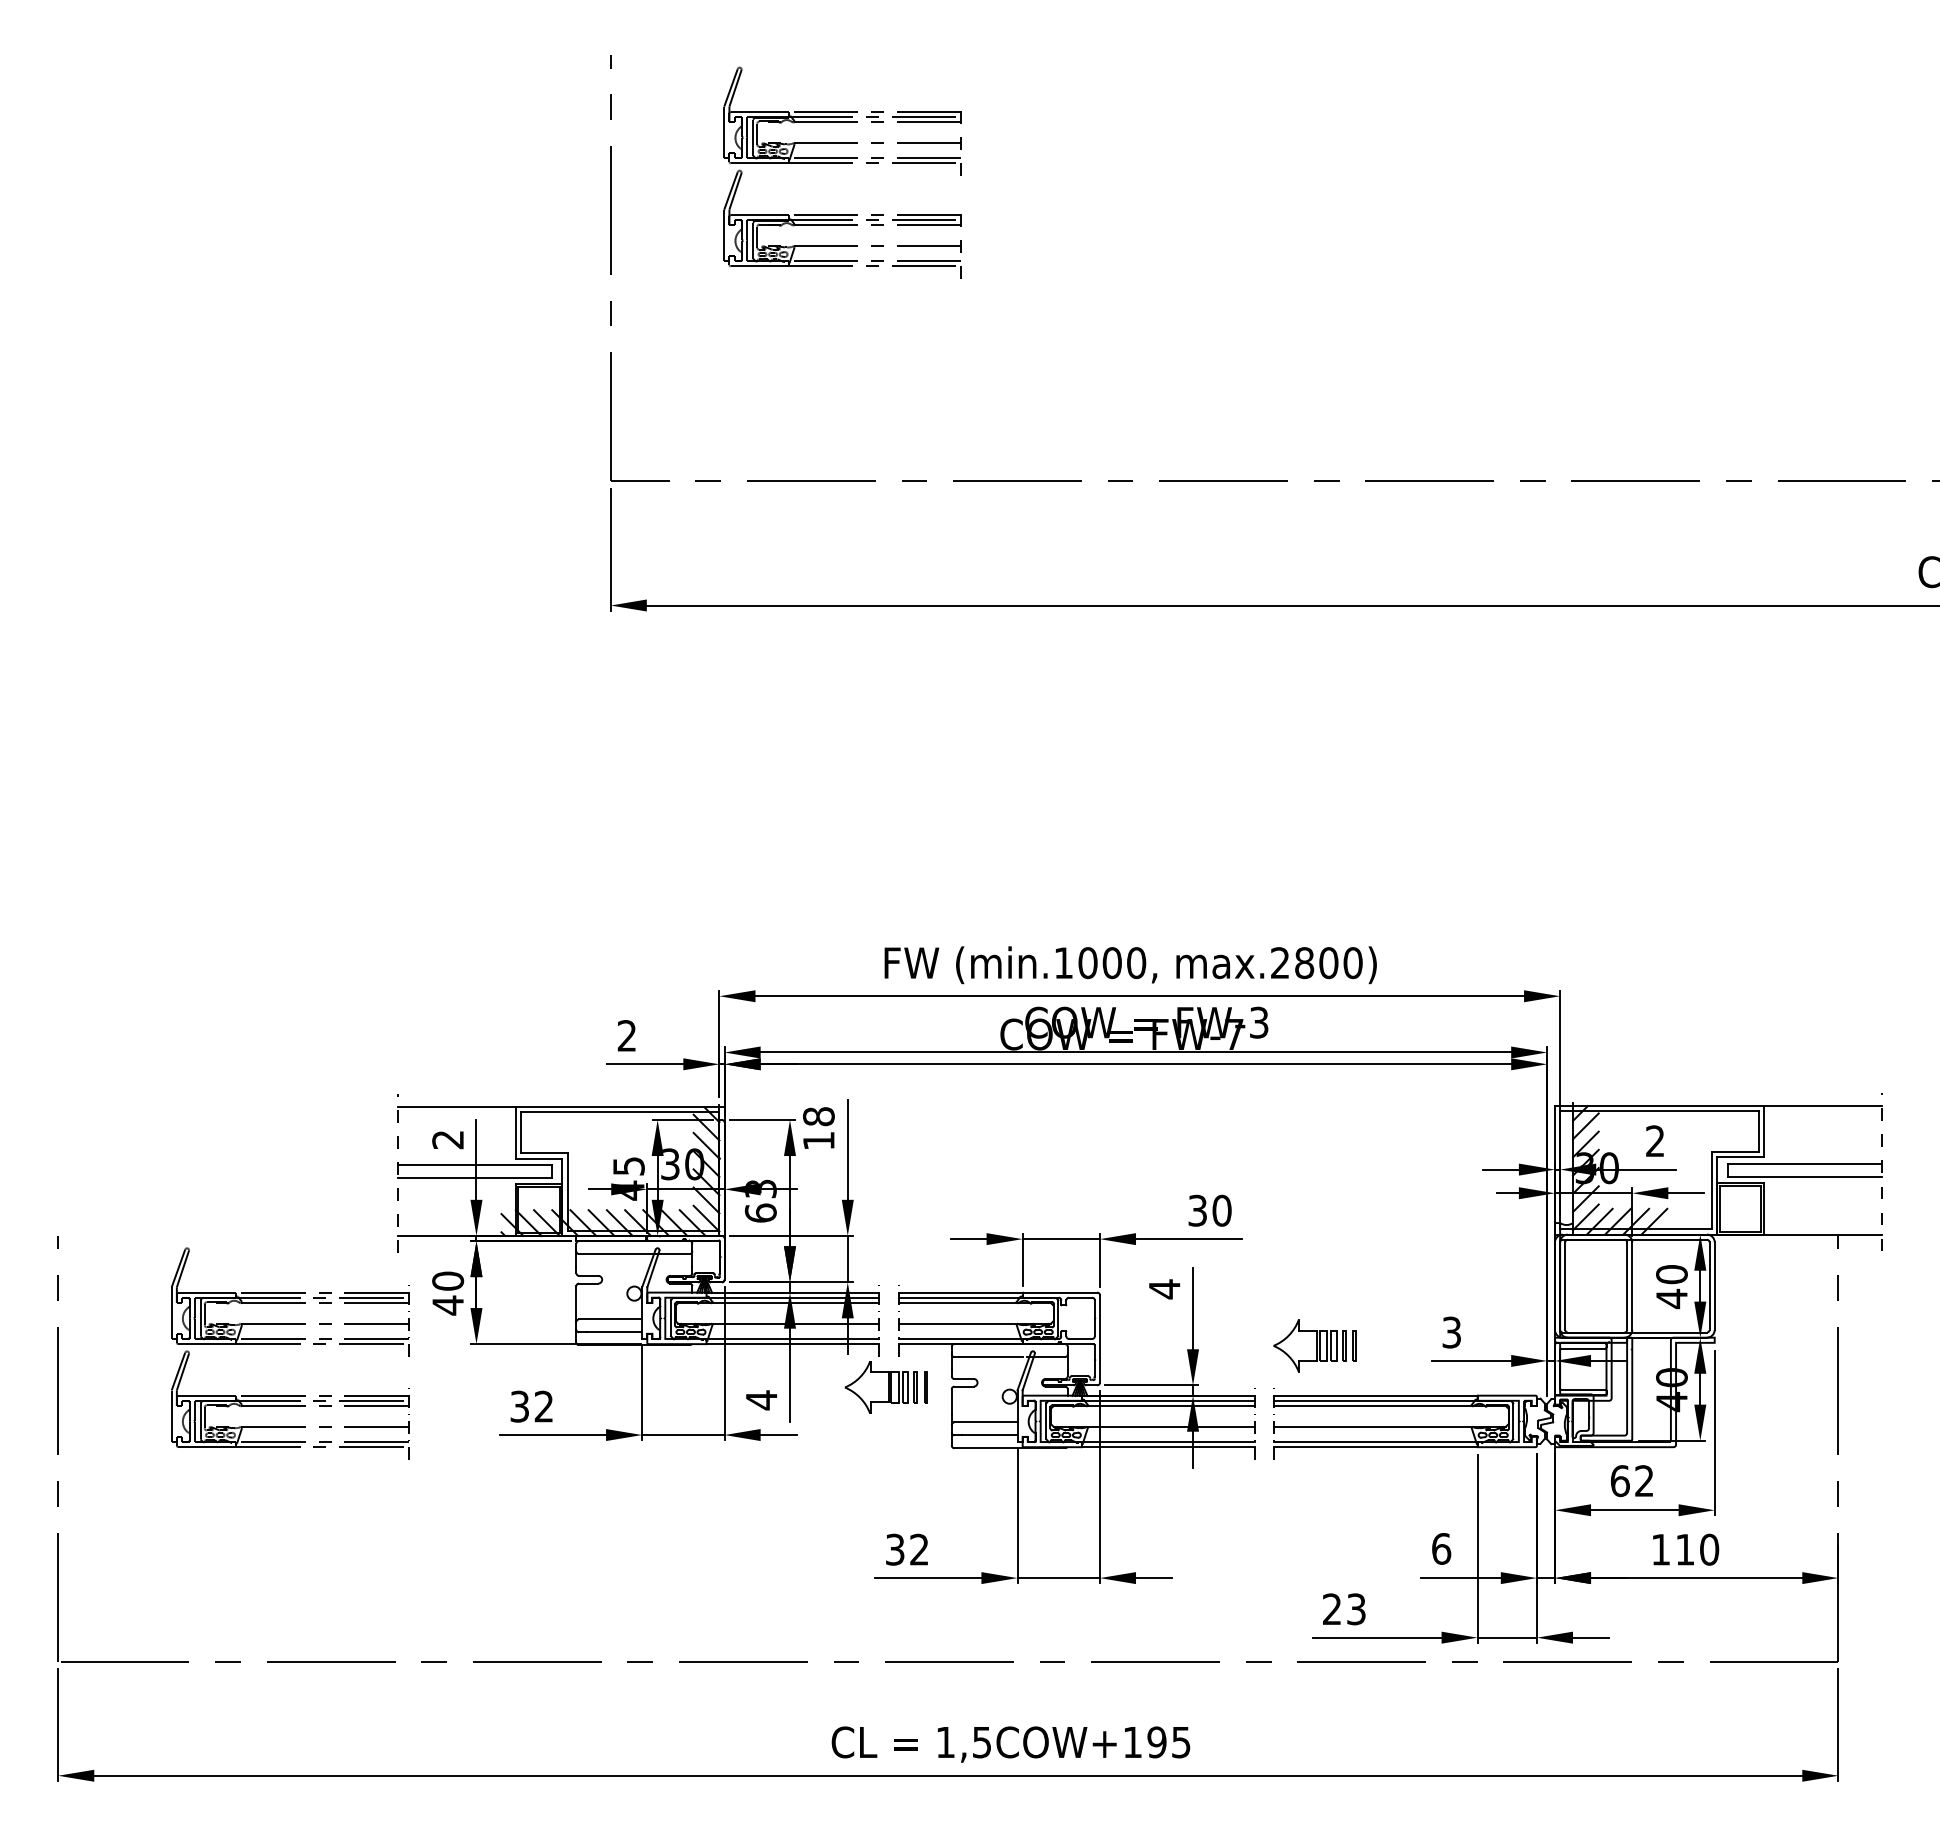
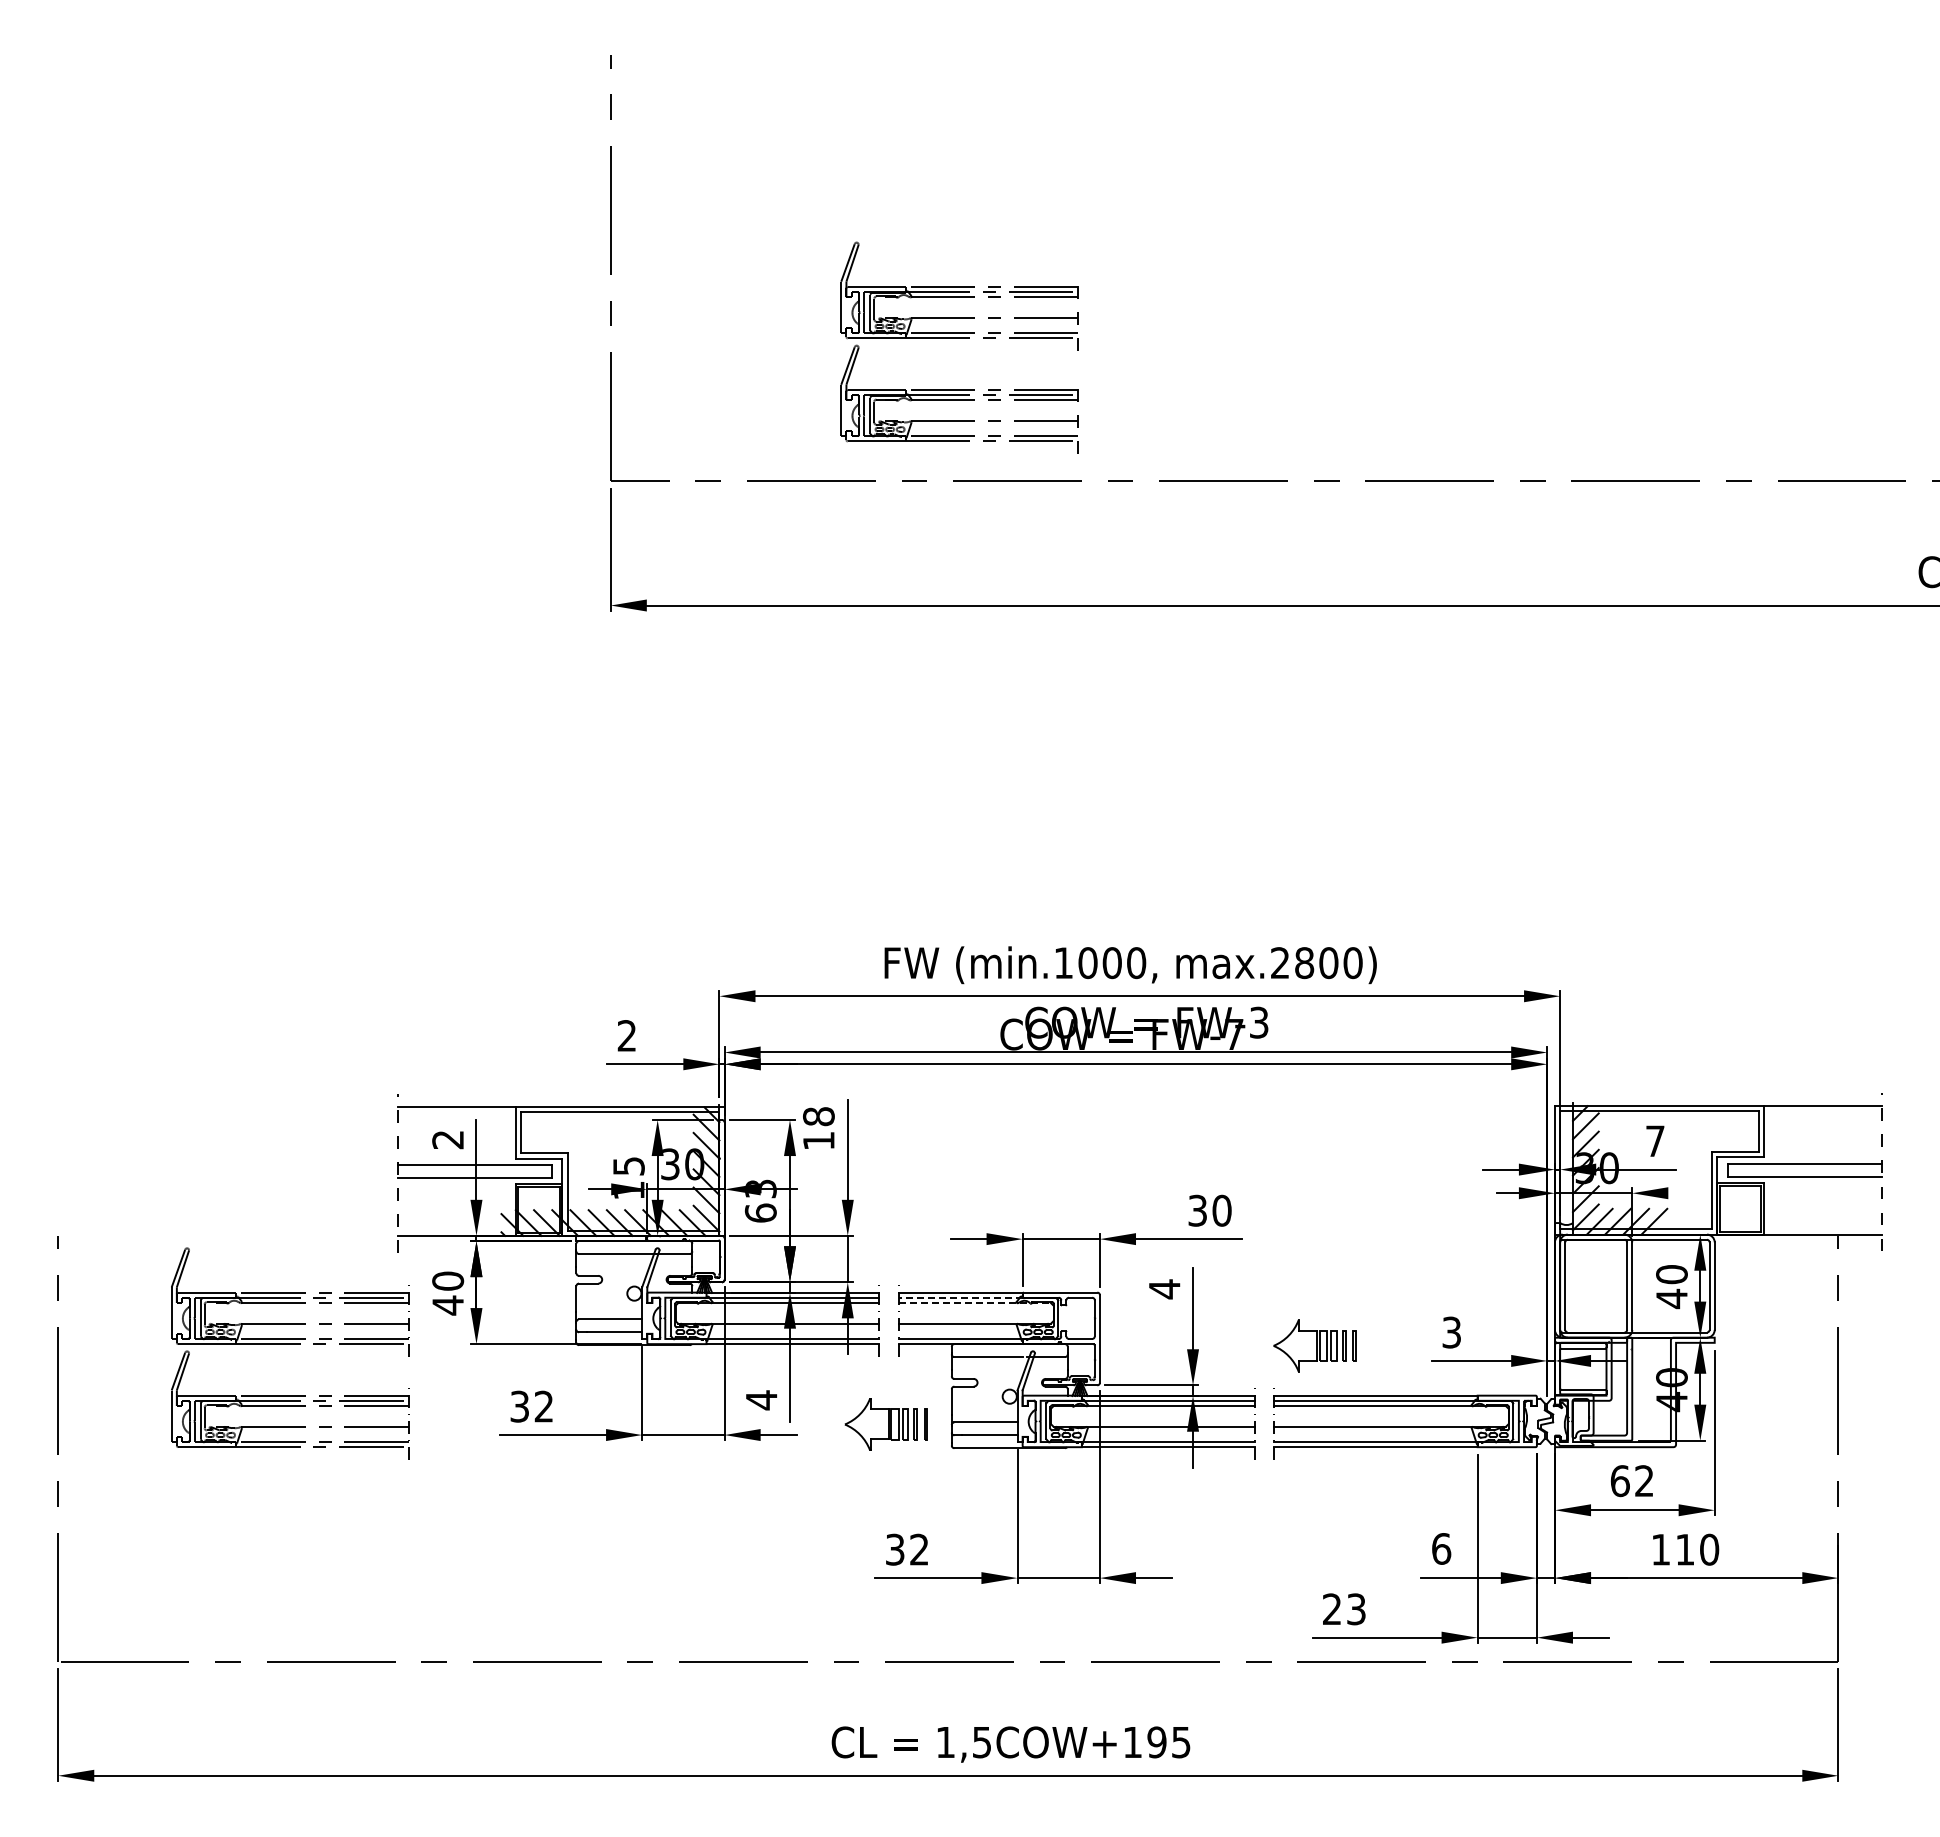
part position: (842, 163) -> (959, 338) (959, 338)
text: 2 -> 7 (1655, 1140)
text: 45 -> 15 (629, 1190)
line: present -> none (1686, 1193)
line: solid -> dashed (960, 1297)
line: solid -> dashed (975, 1303)
part position: (885, 1387) -> (885, 1424) (885, 1424)
